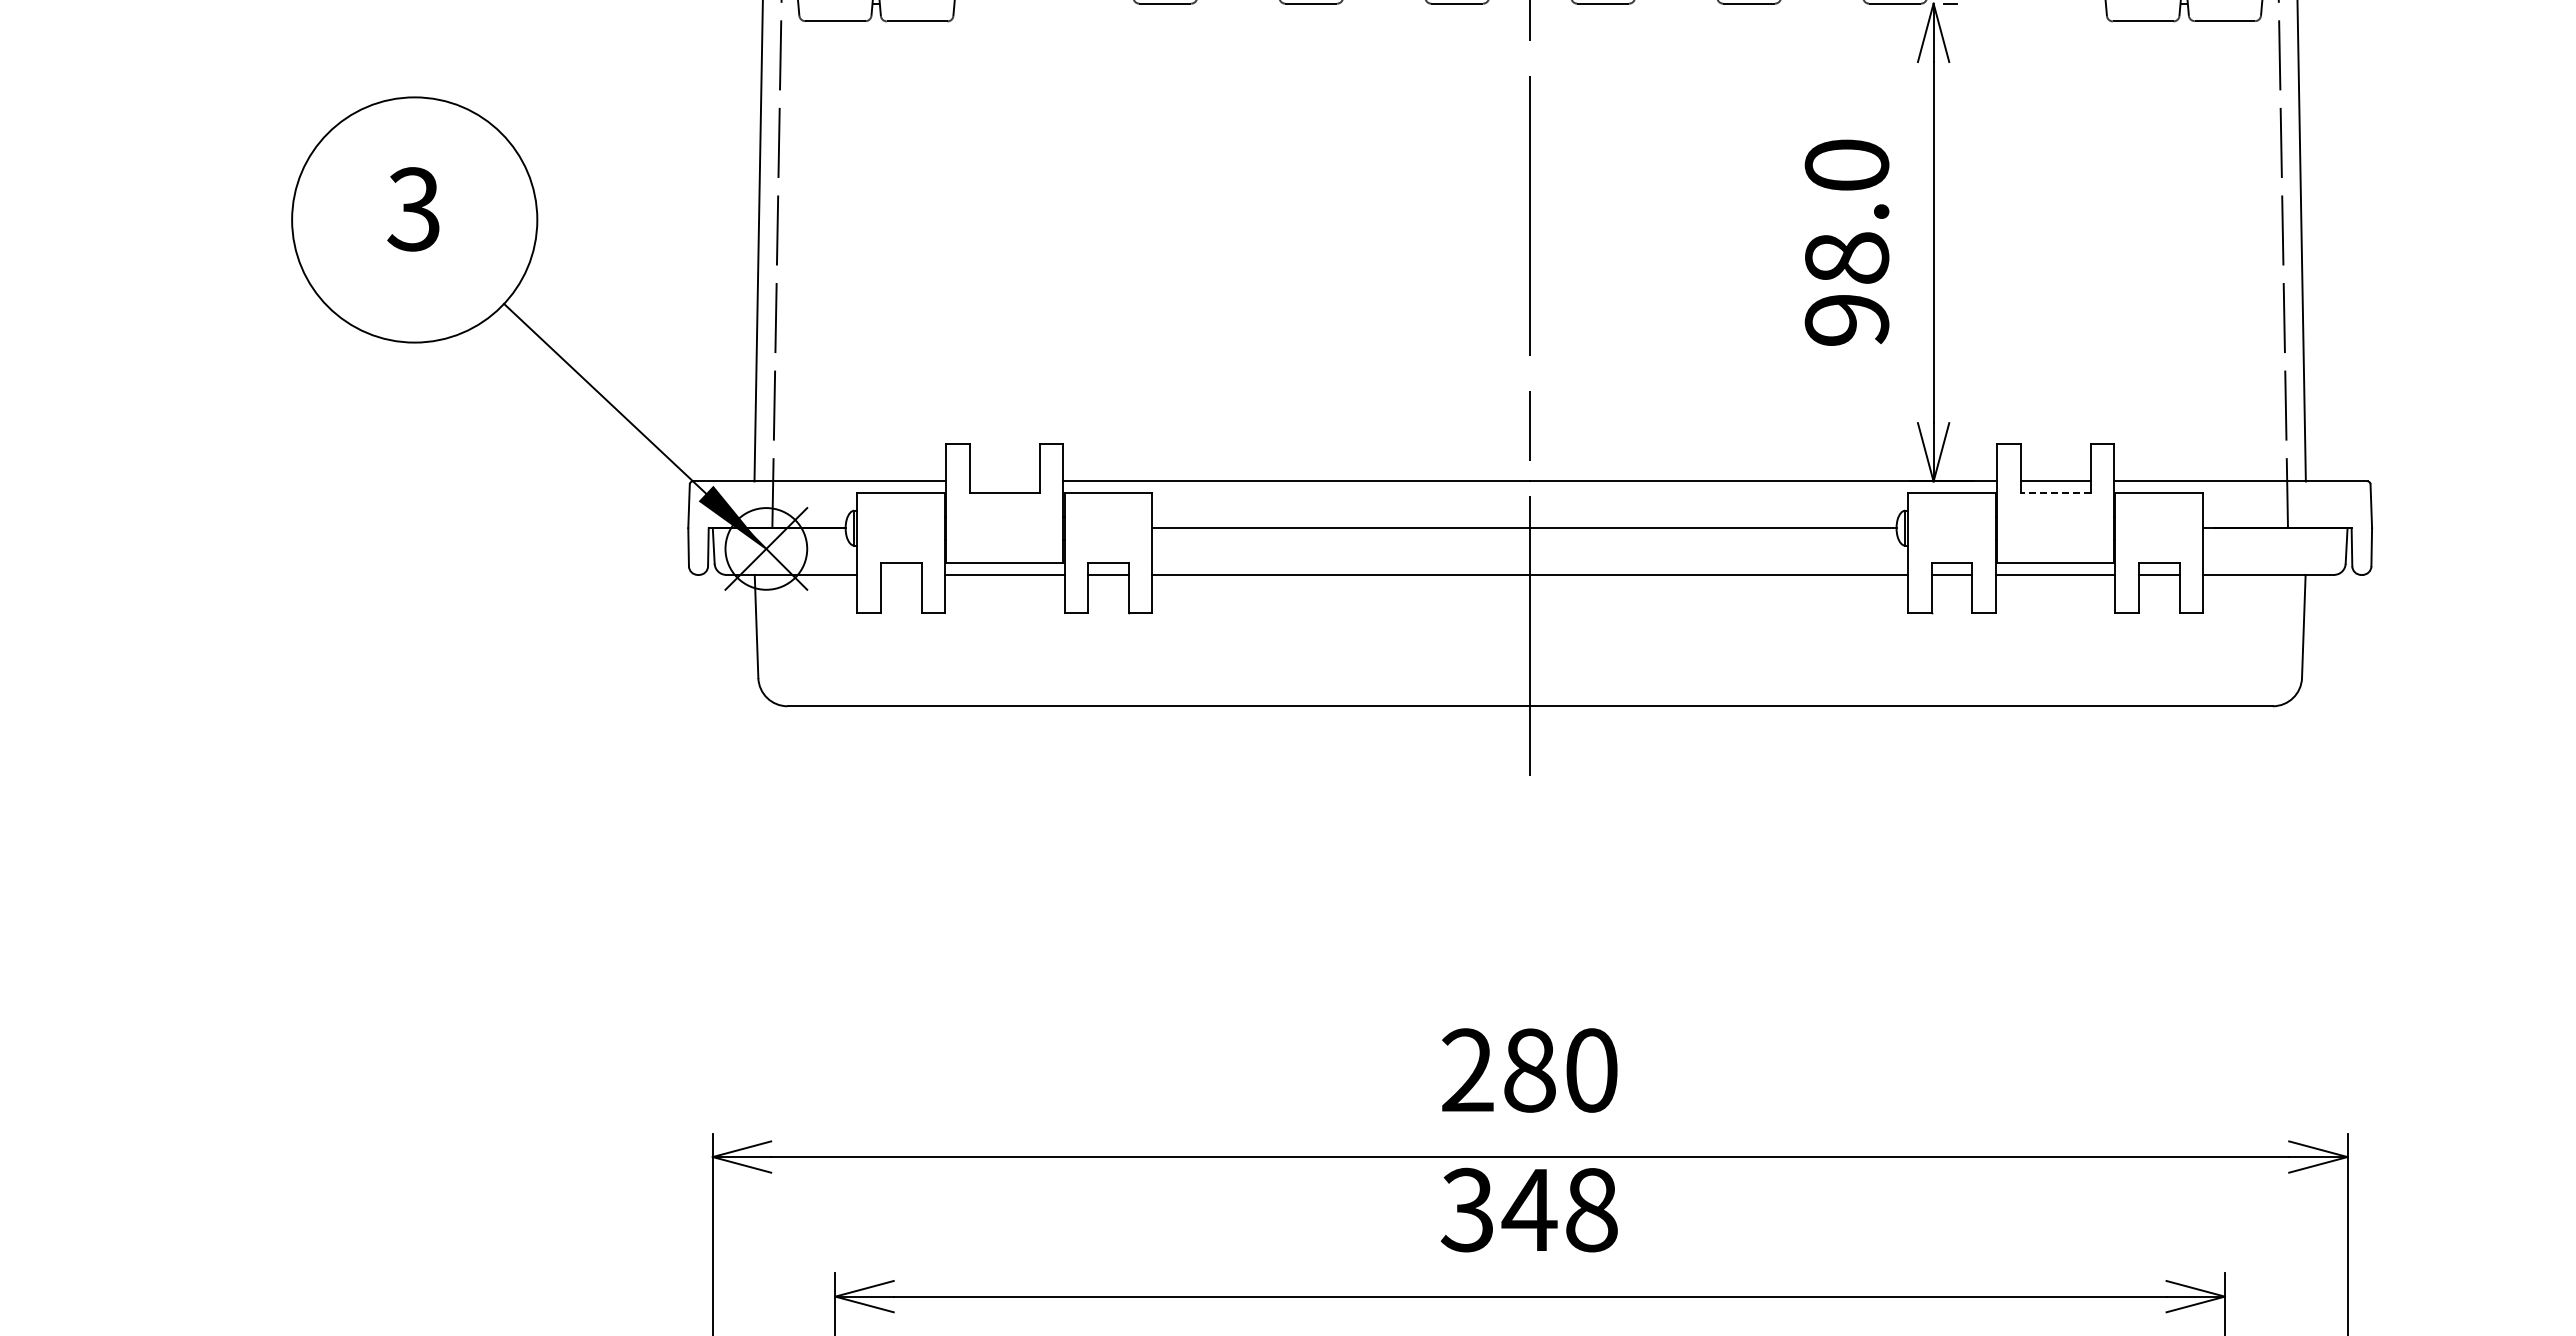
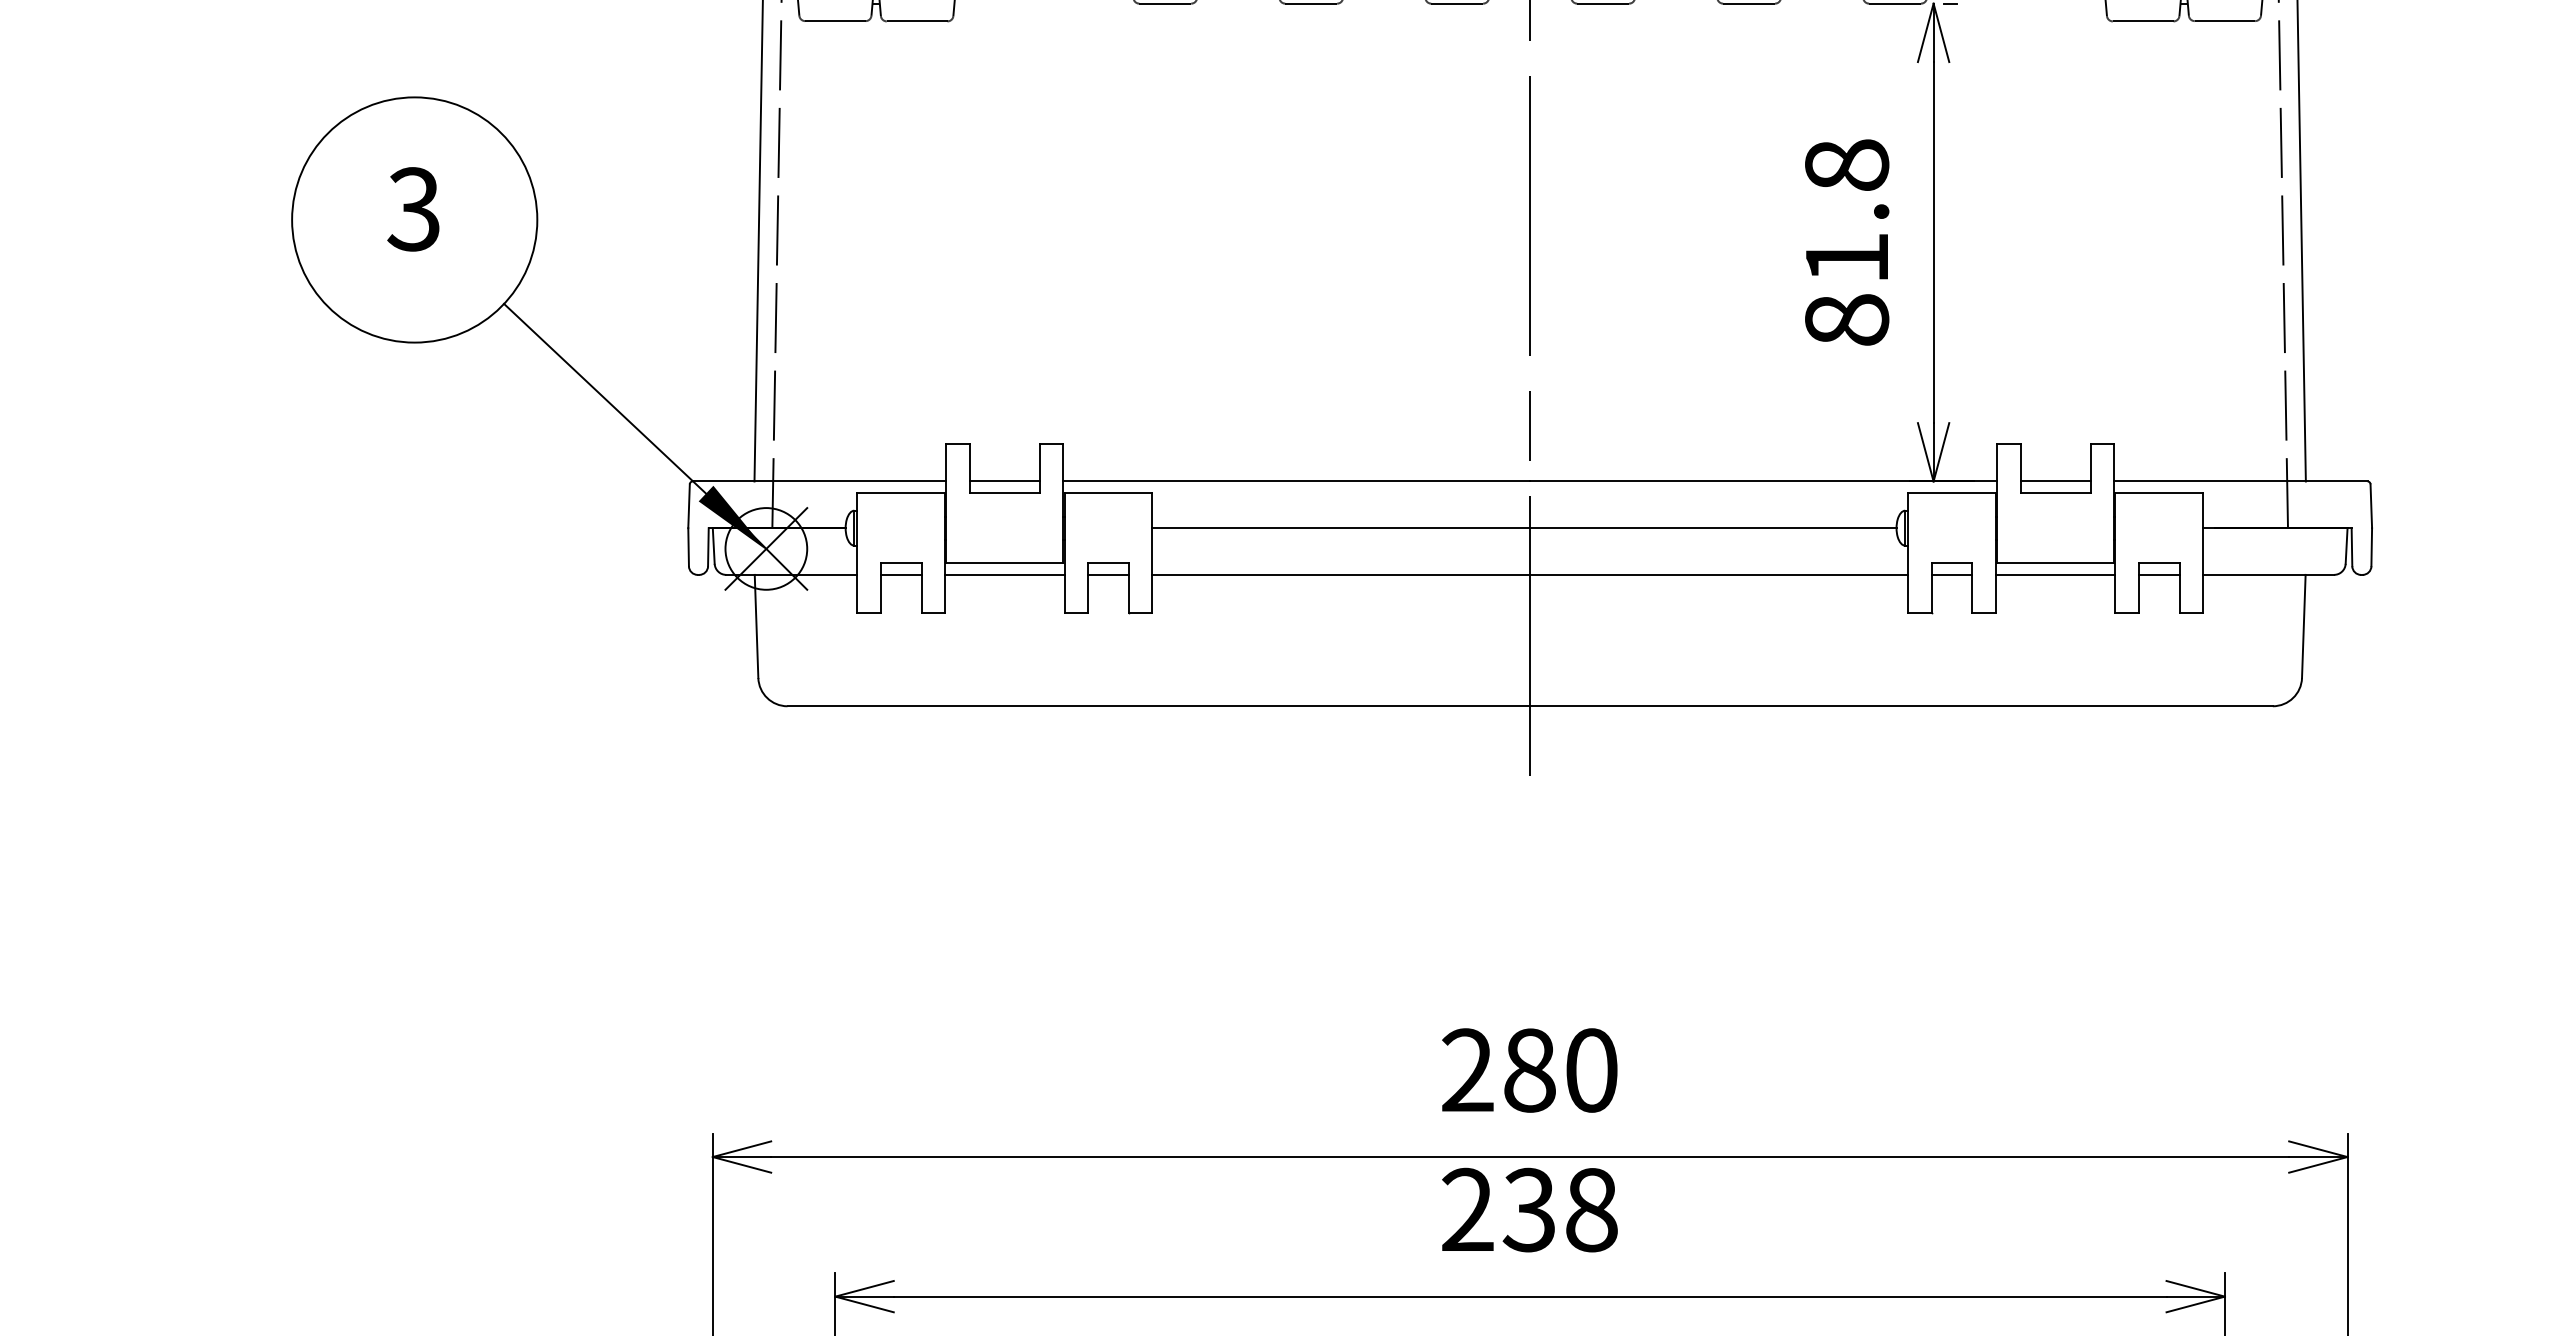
text: 98.0 -> 81.8 (1846, 242)
line: none -> present (1004, 481)
line: dashed -> solid (2055, 493)
line: none -> present (900, 574)
text: 348 -> 238 (1498, 1209)
